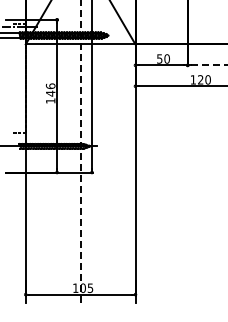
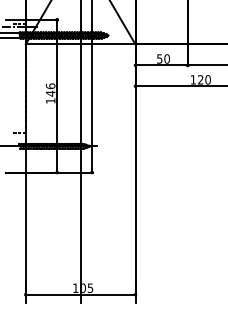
line: dashed -> solid (209, 65)
line: dashed -> solid (80, 151)
